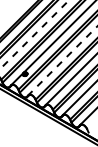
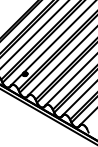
line: dashed -> solid (34, 35)
line: dashed -> solid (62, 60)
